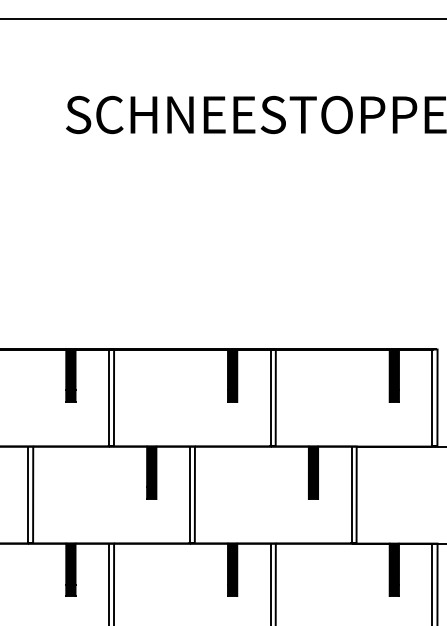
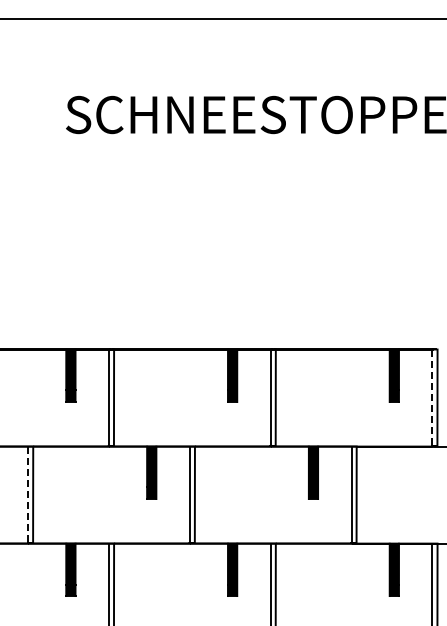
line: solid -> dashed (432, 398)
line: solid -> dashed (28, 495)
